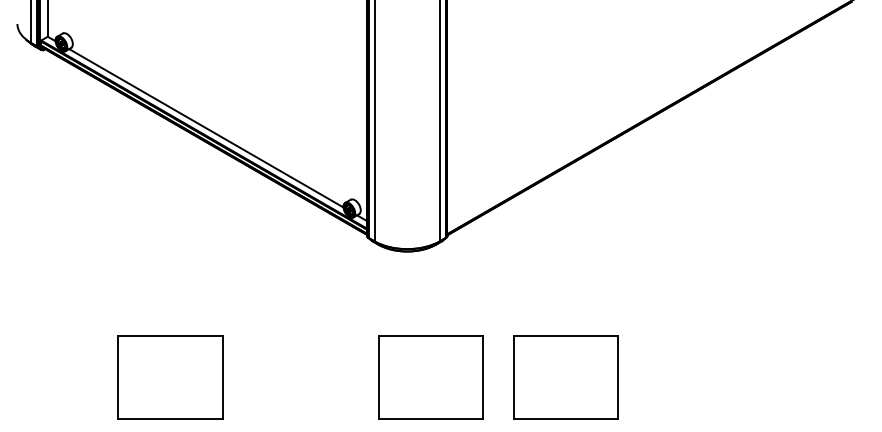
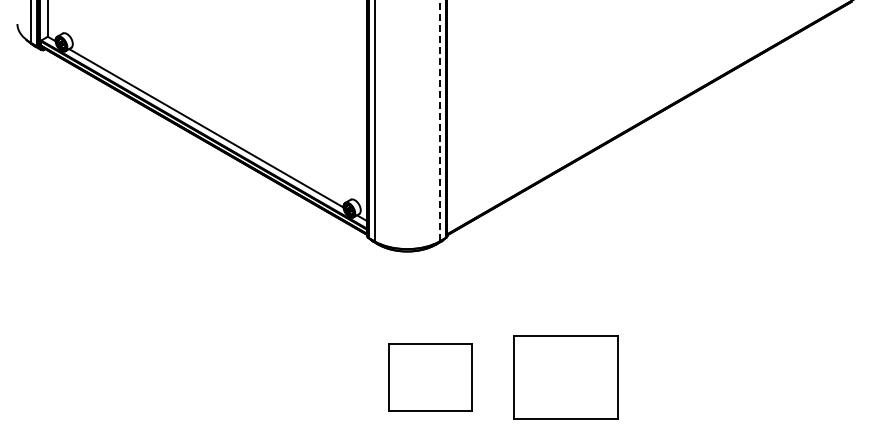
line: solid -> dashed (439, 120)
part: present -> none (170, 377)
part size: 106x85 px -> 85x69 px (430, 377)
